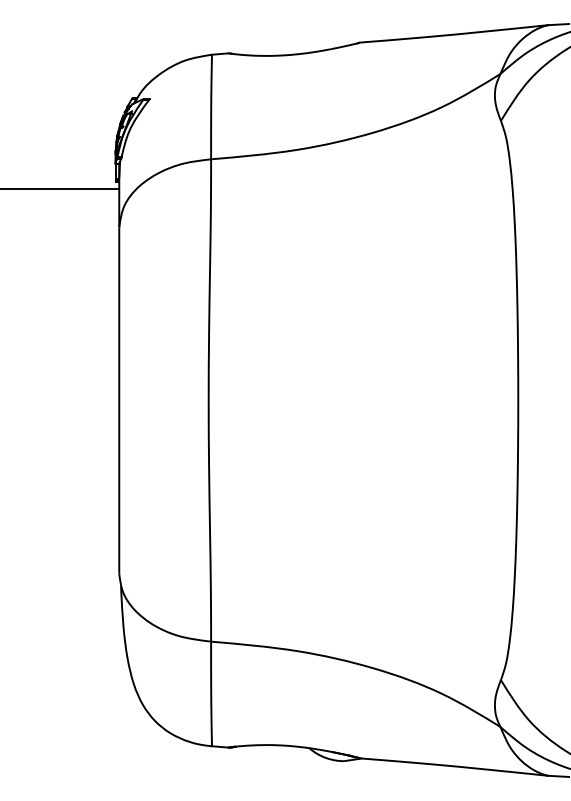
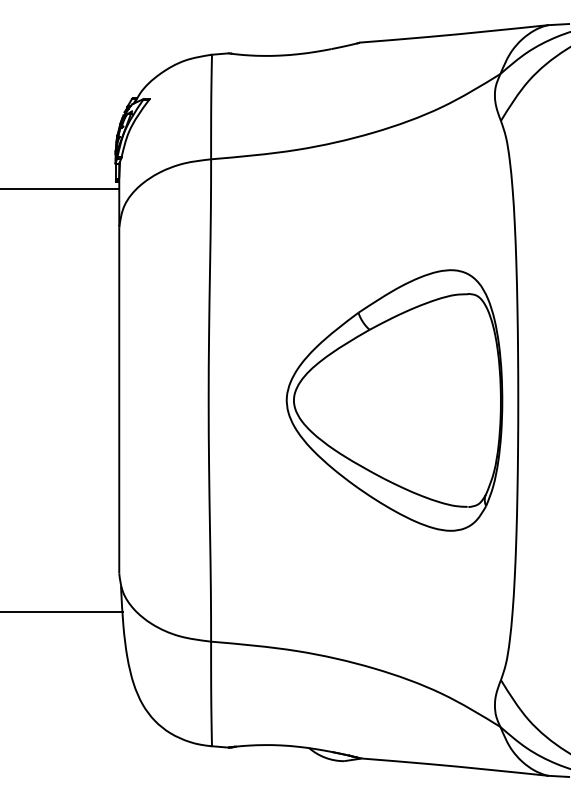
part: none -> present (394, 400)
line: none -> present (62, 611)
